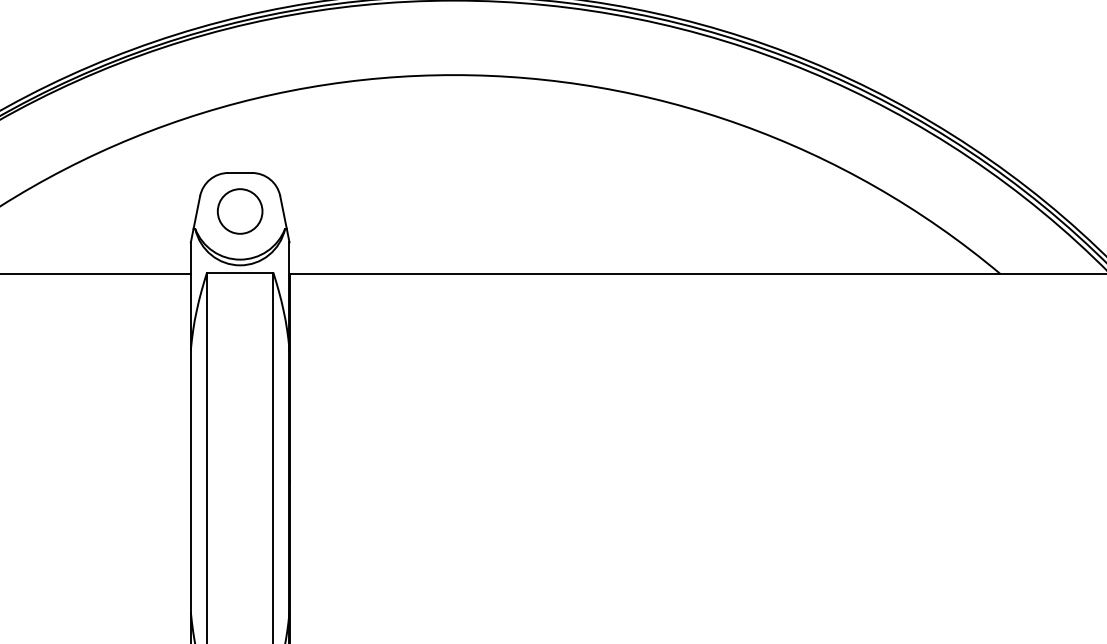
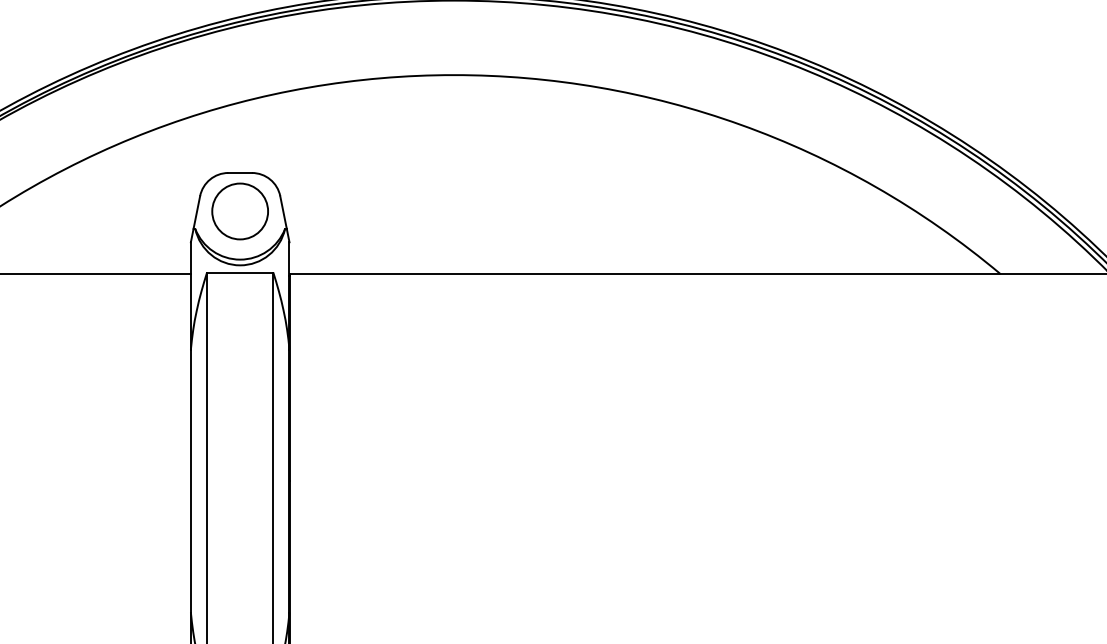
circle size: 48x47 px -> 58x59 px (239, 211)
